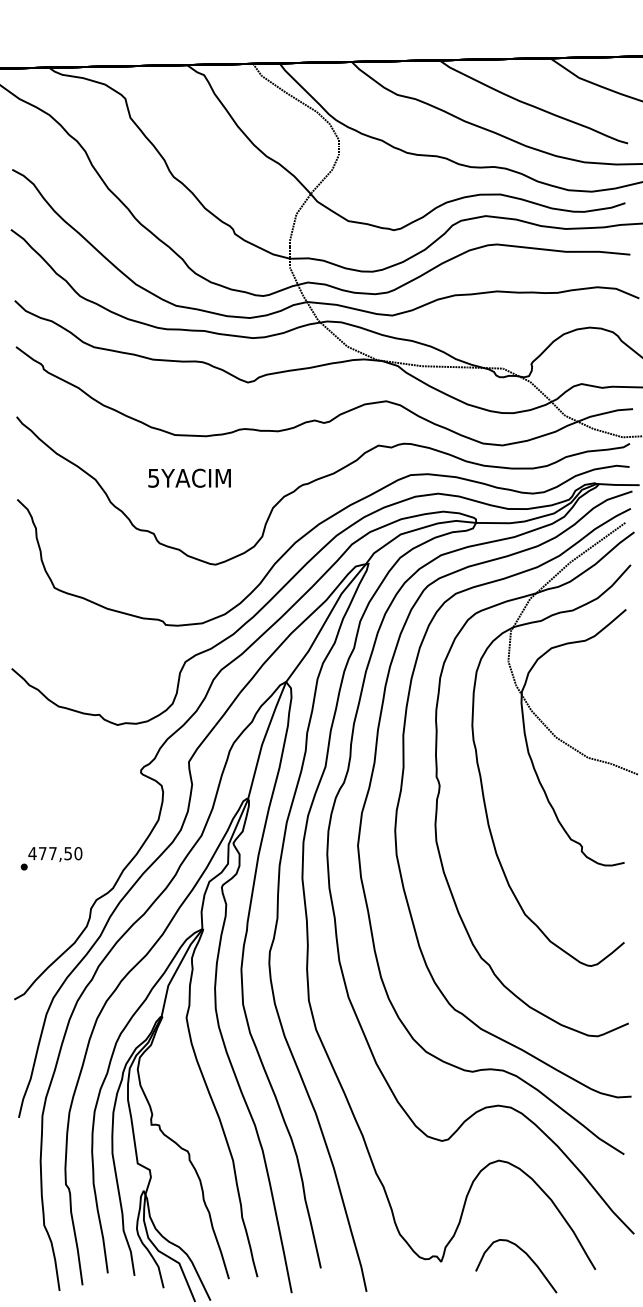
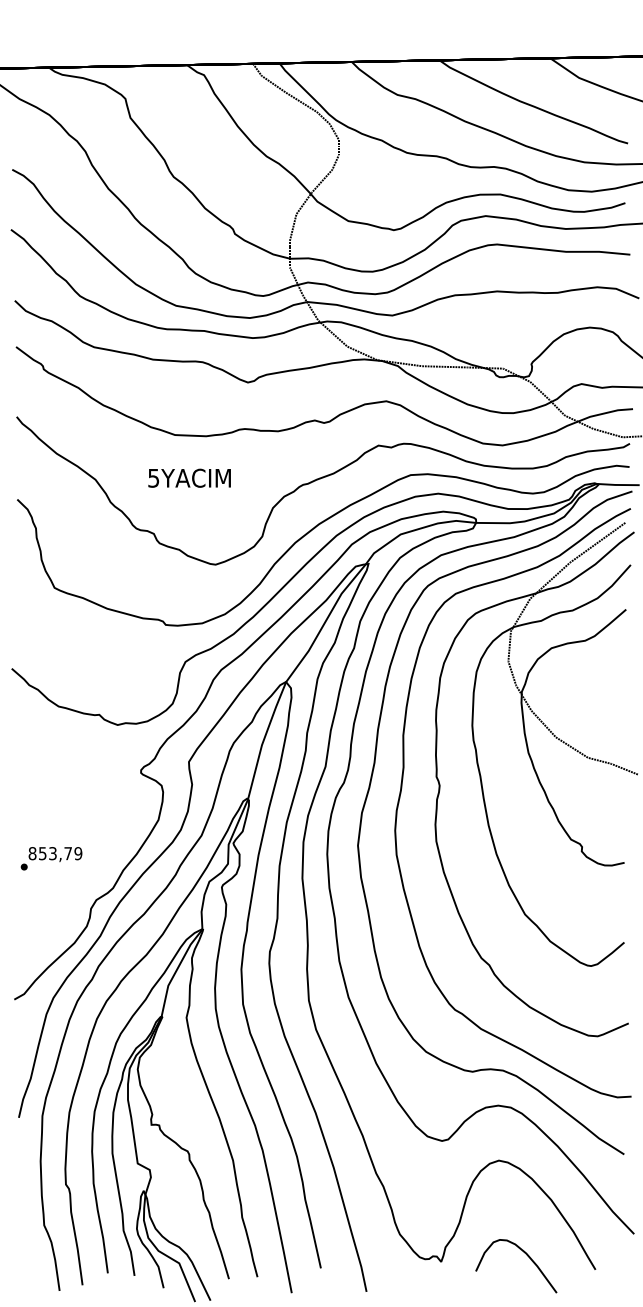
text: 477,50 -> 853,79 (55, 853)
